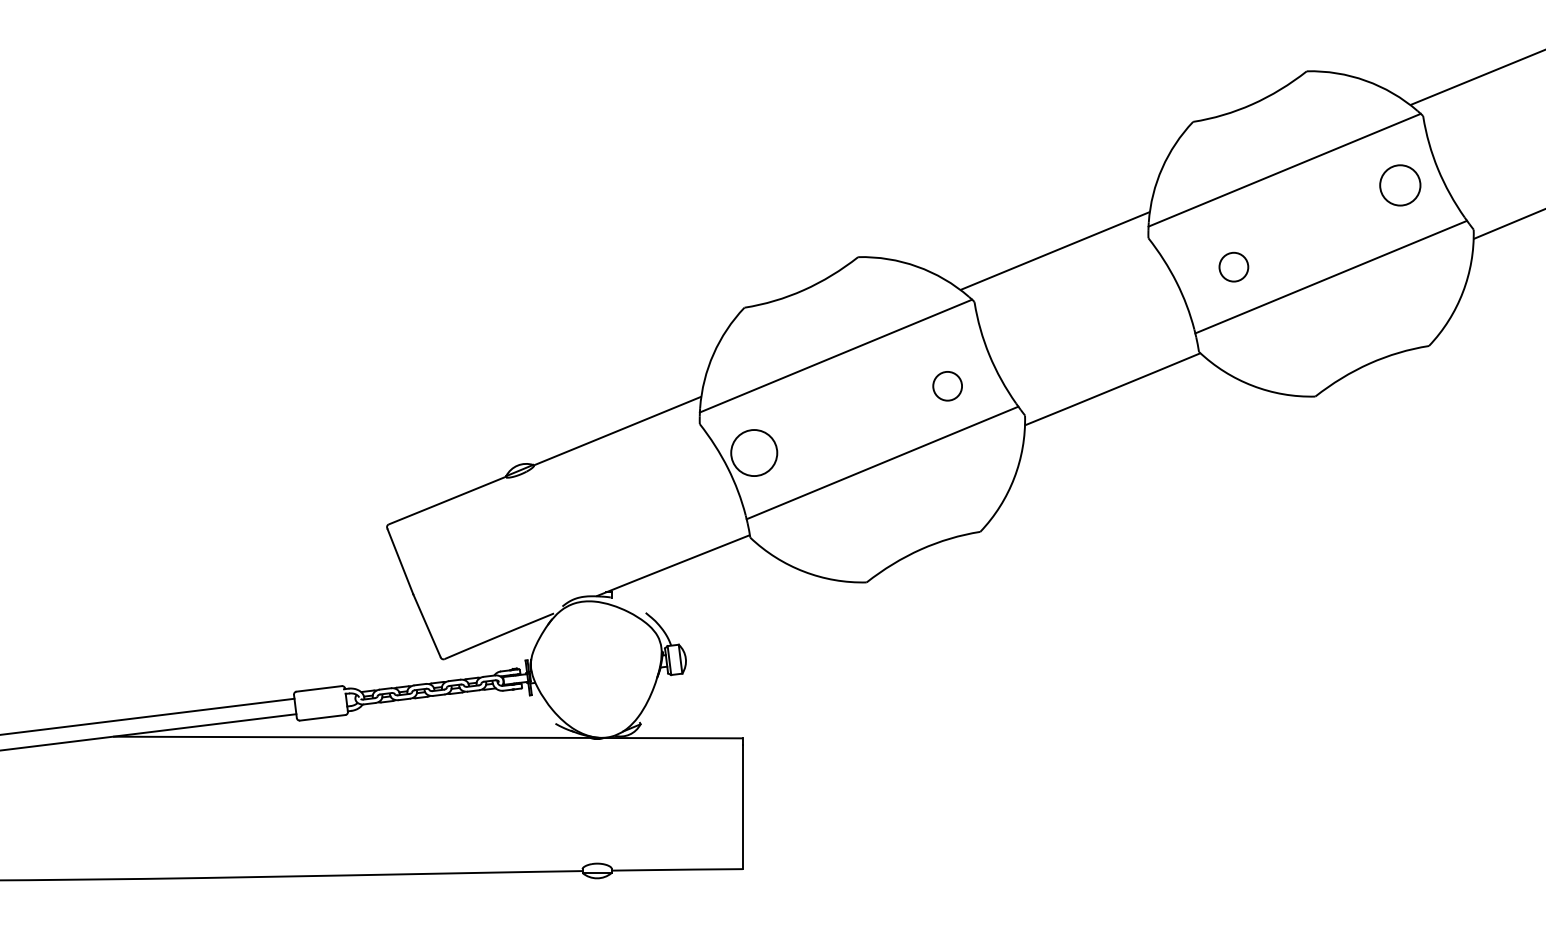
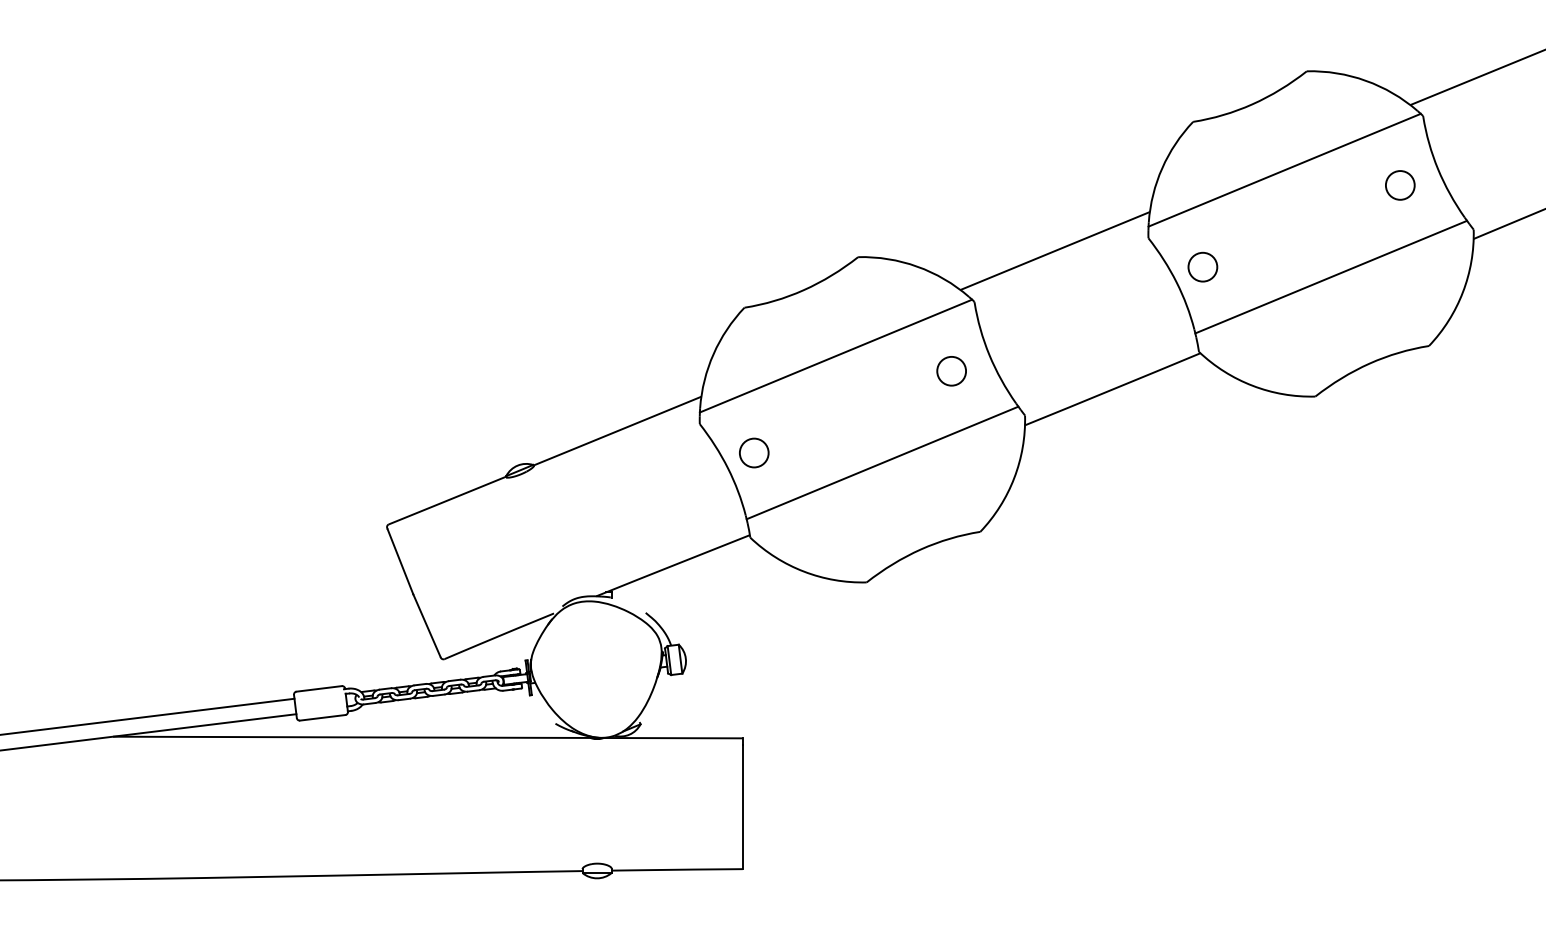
circle diameter: 40 px -> 29 px (1399, 185)
circle position: (1233, 266) -> (1202, 266) (1202, 266)
circle position: (947, 386) -> (951, 371) (951, 371)
circle diameter: 46 px -> 29 px (753, 452)
